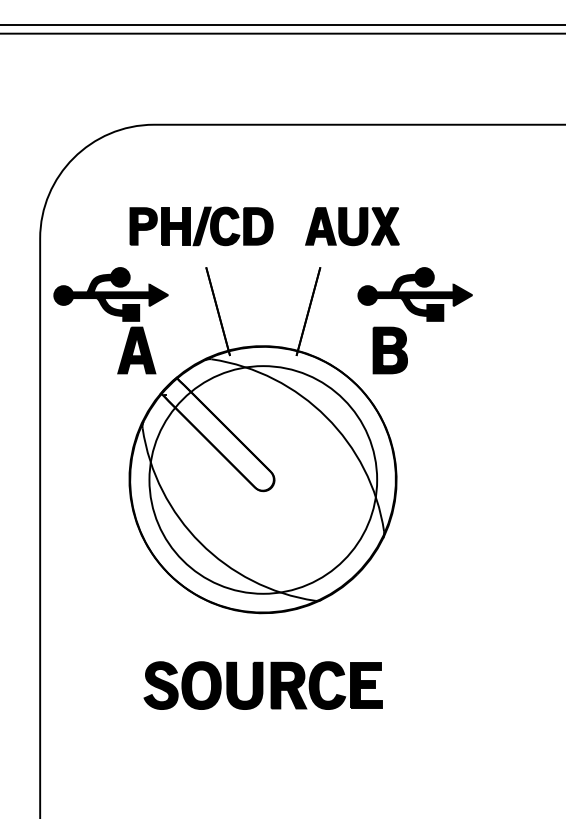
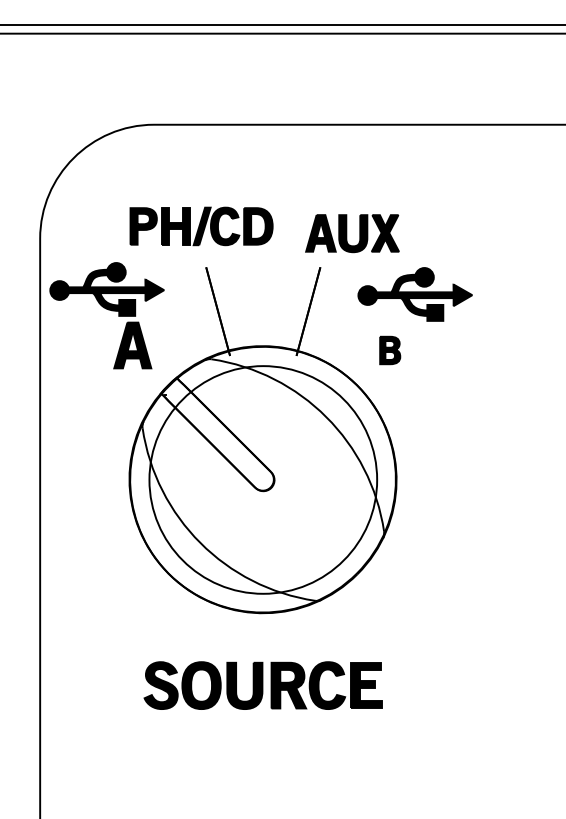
part position: (352, 226) -> (352, 233) (352, 233)
part position: (110, 320) -> (106, 315) (106, 315)
part size: 36x49 px -> 23x31 px (390, 350)
